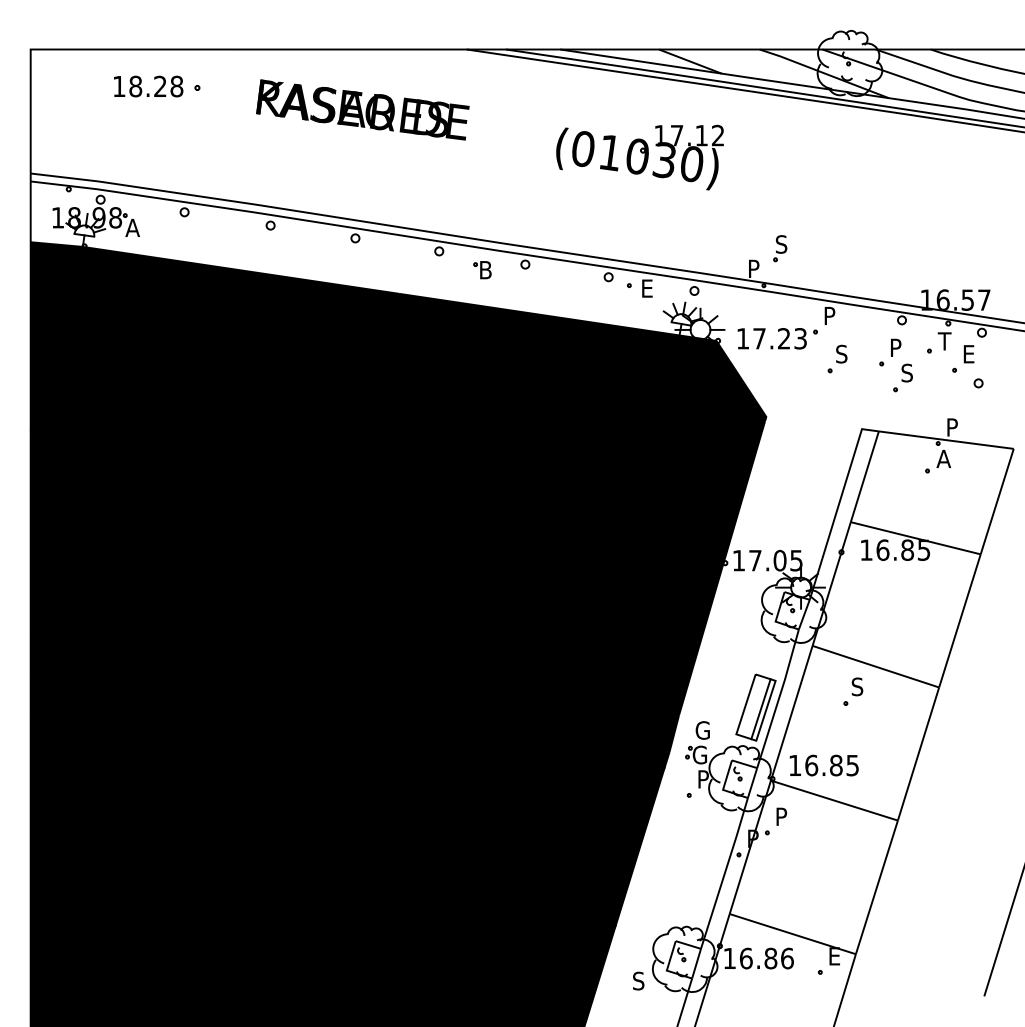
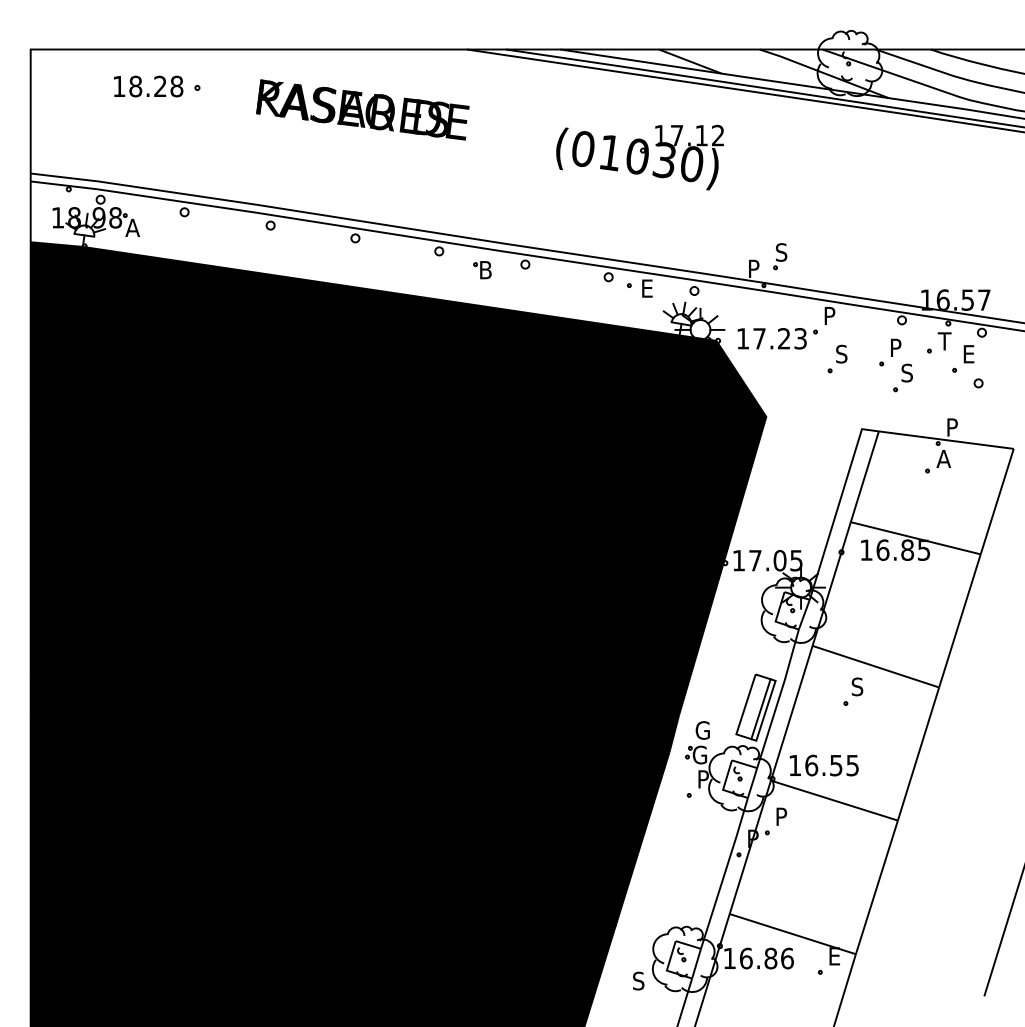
part position: (780, 248) -> (780, 256) (780, 256)
text: 16.85 -> 16.55 (836, 765)
